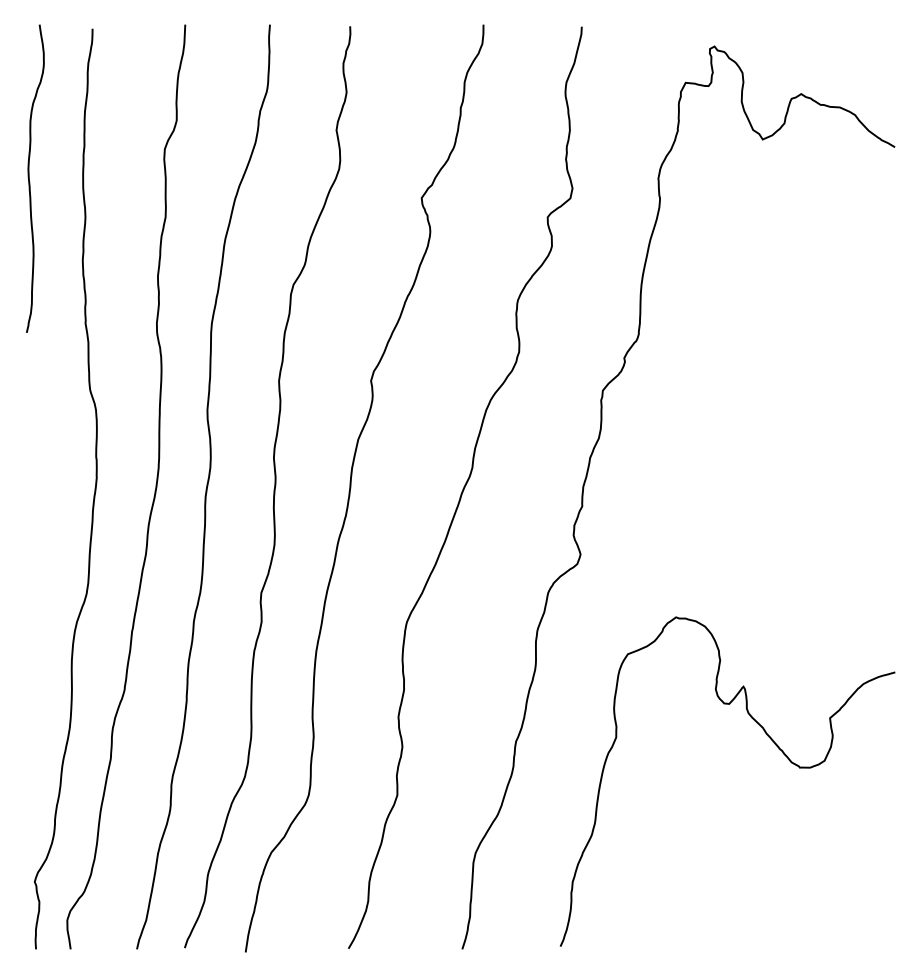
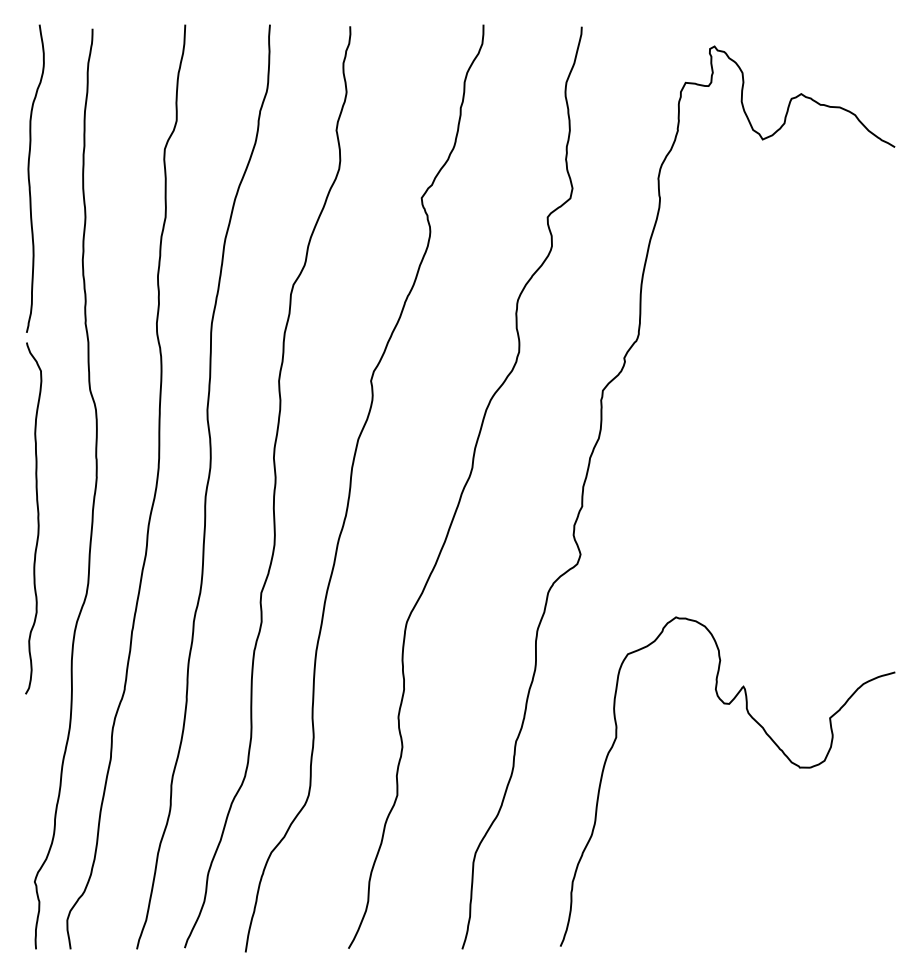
curve: none -> present (37, 518)
